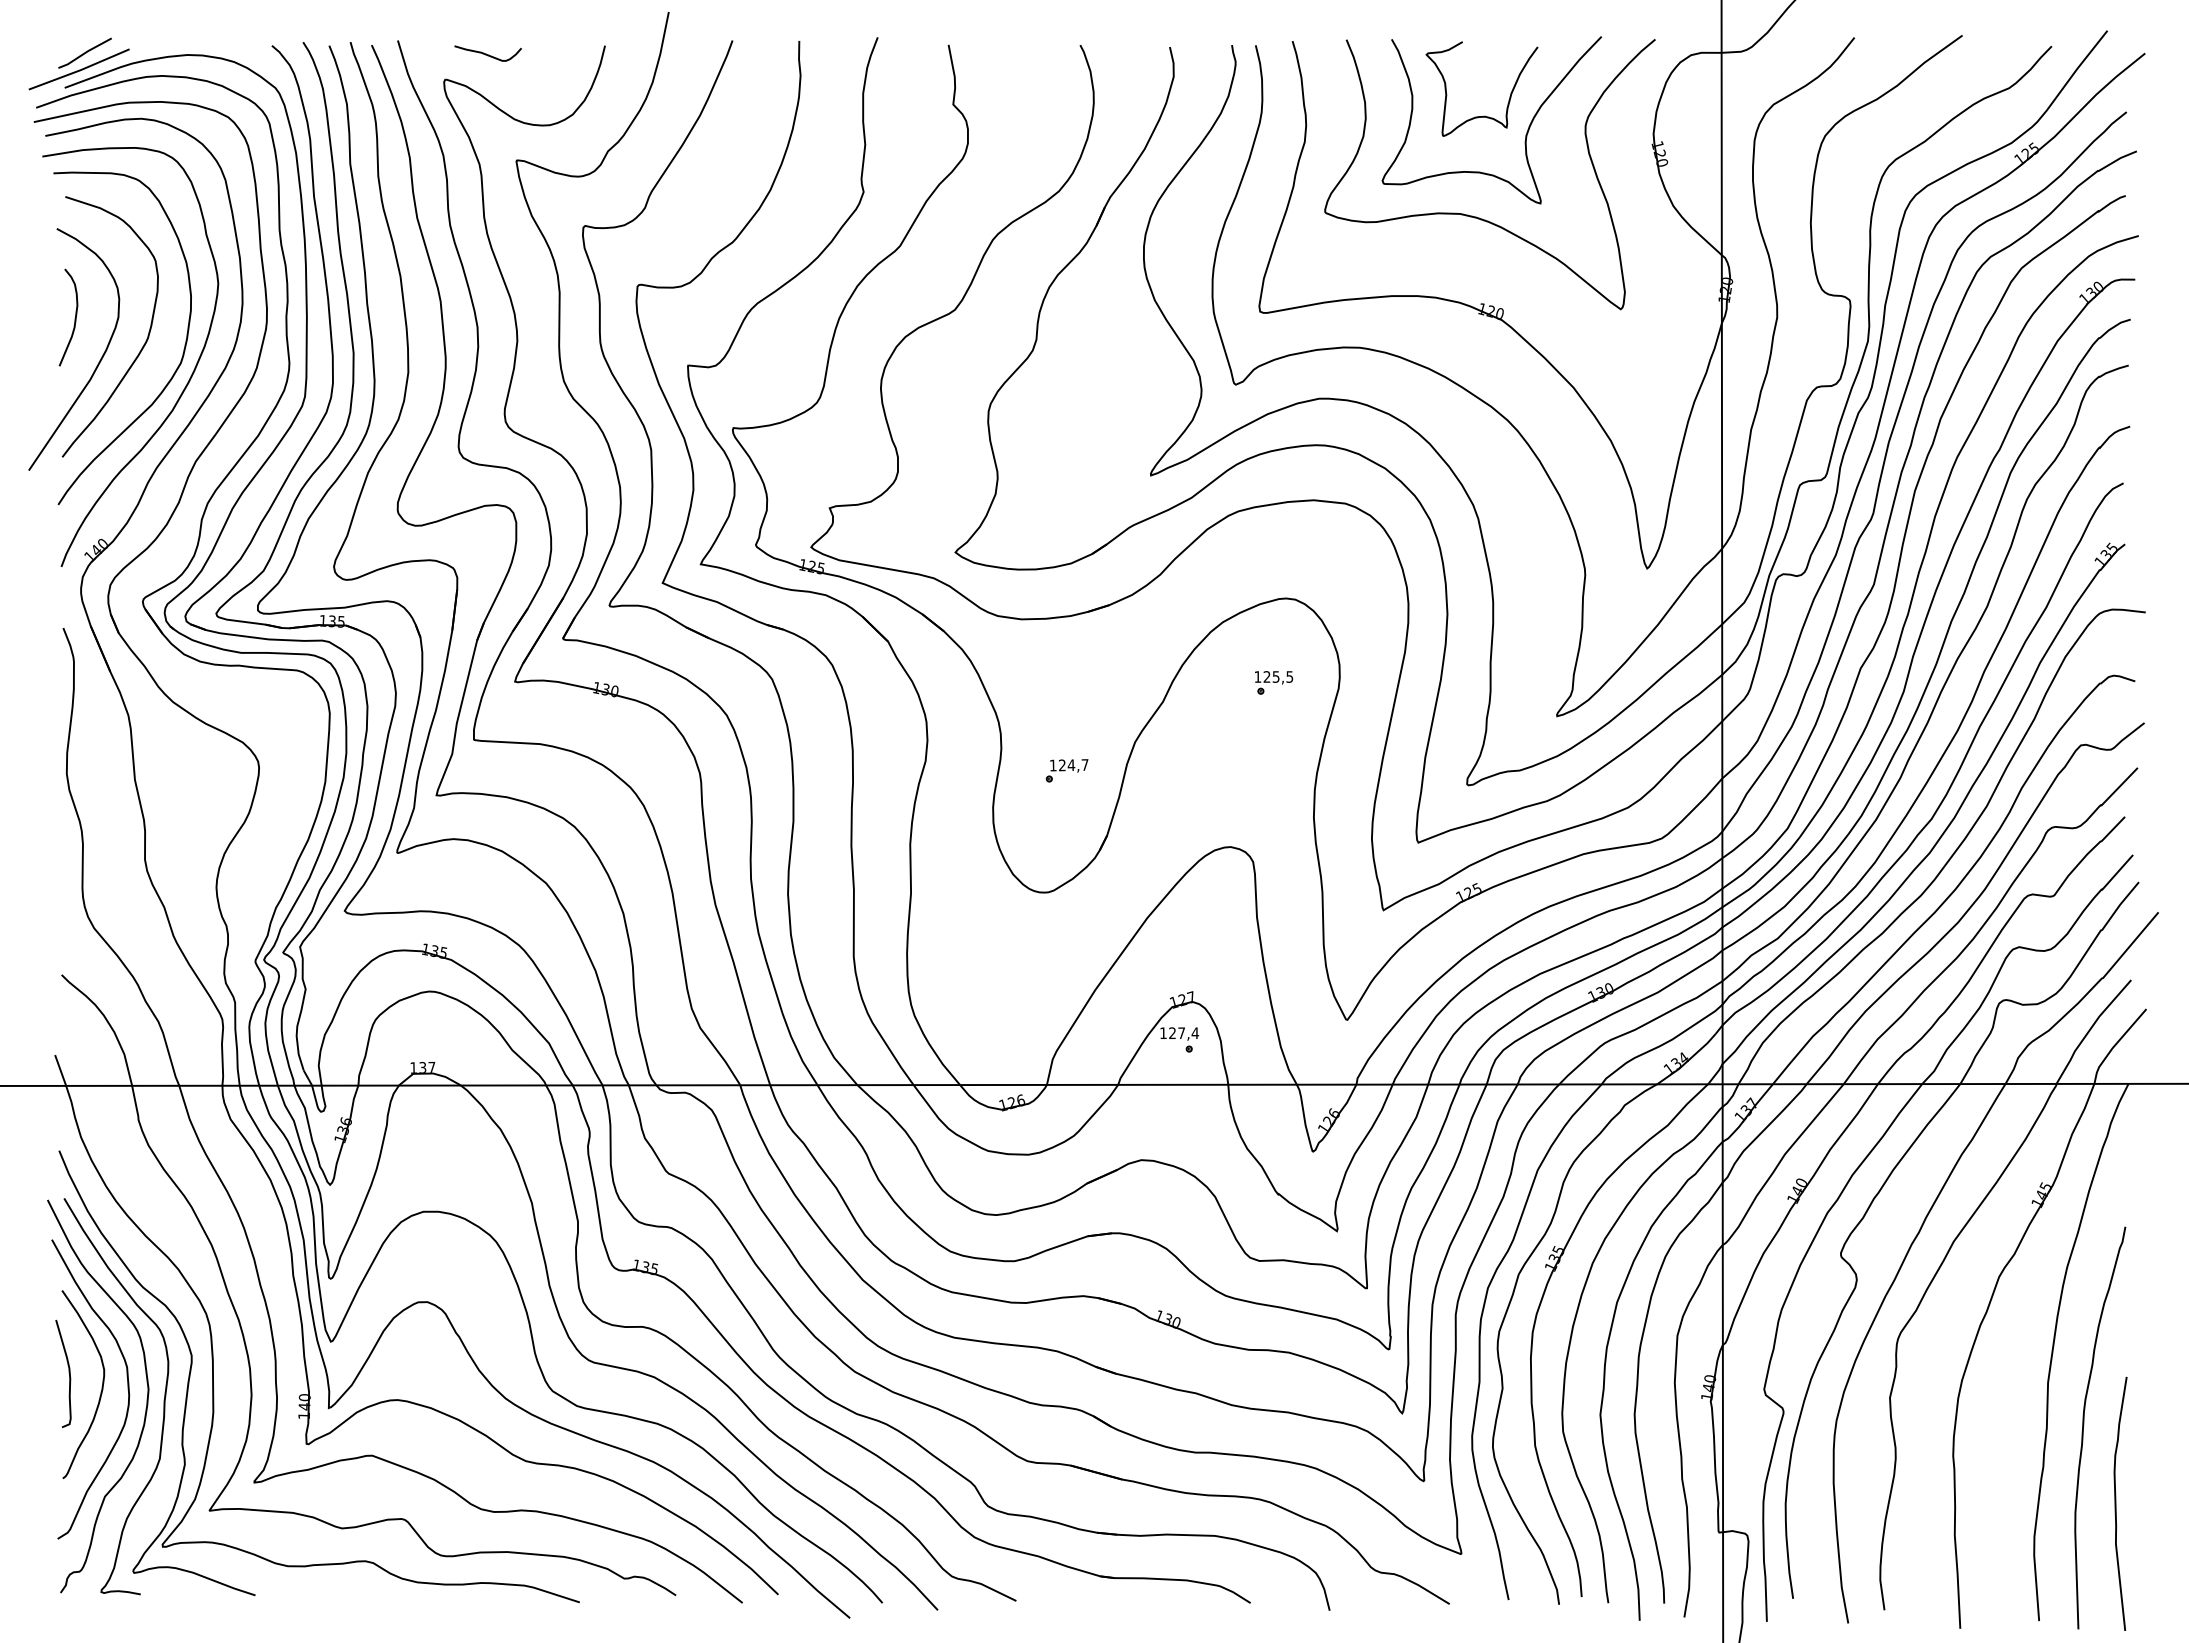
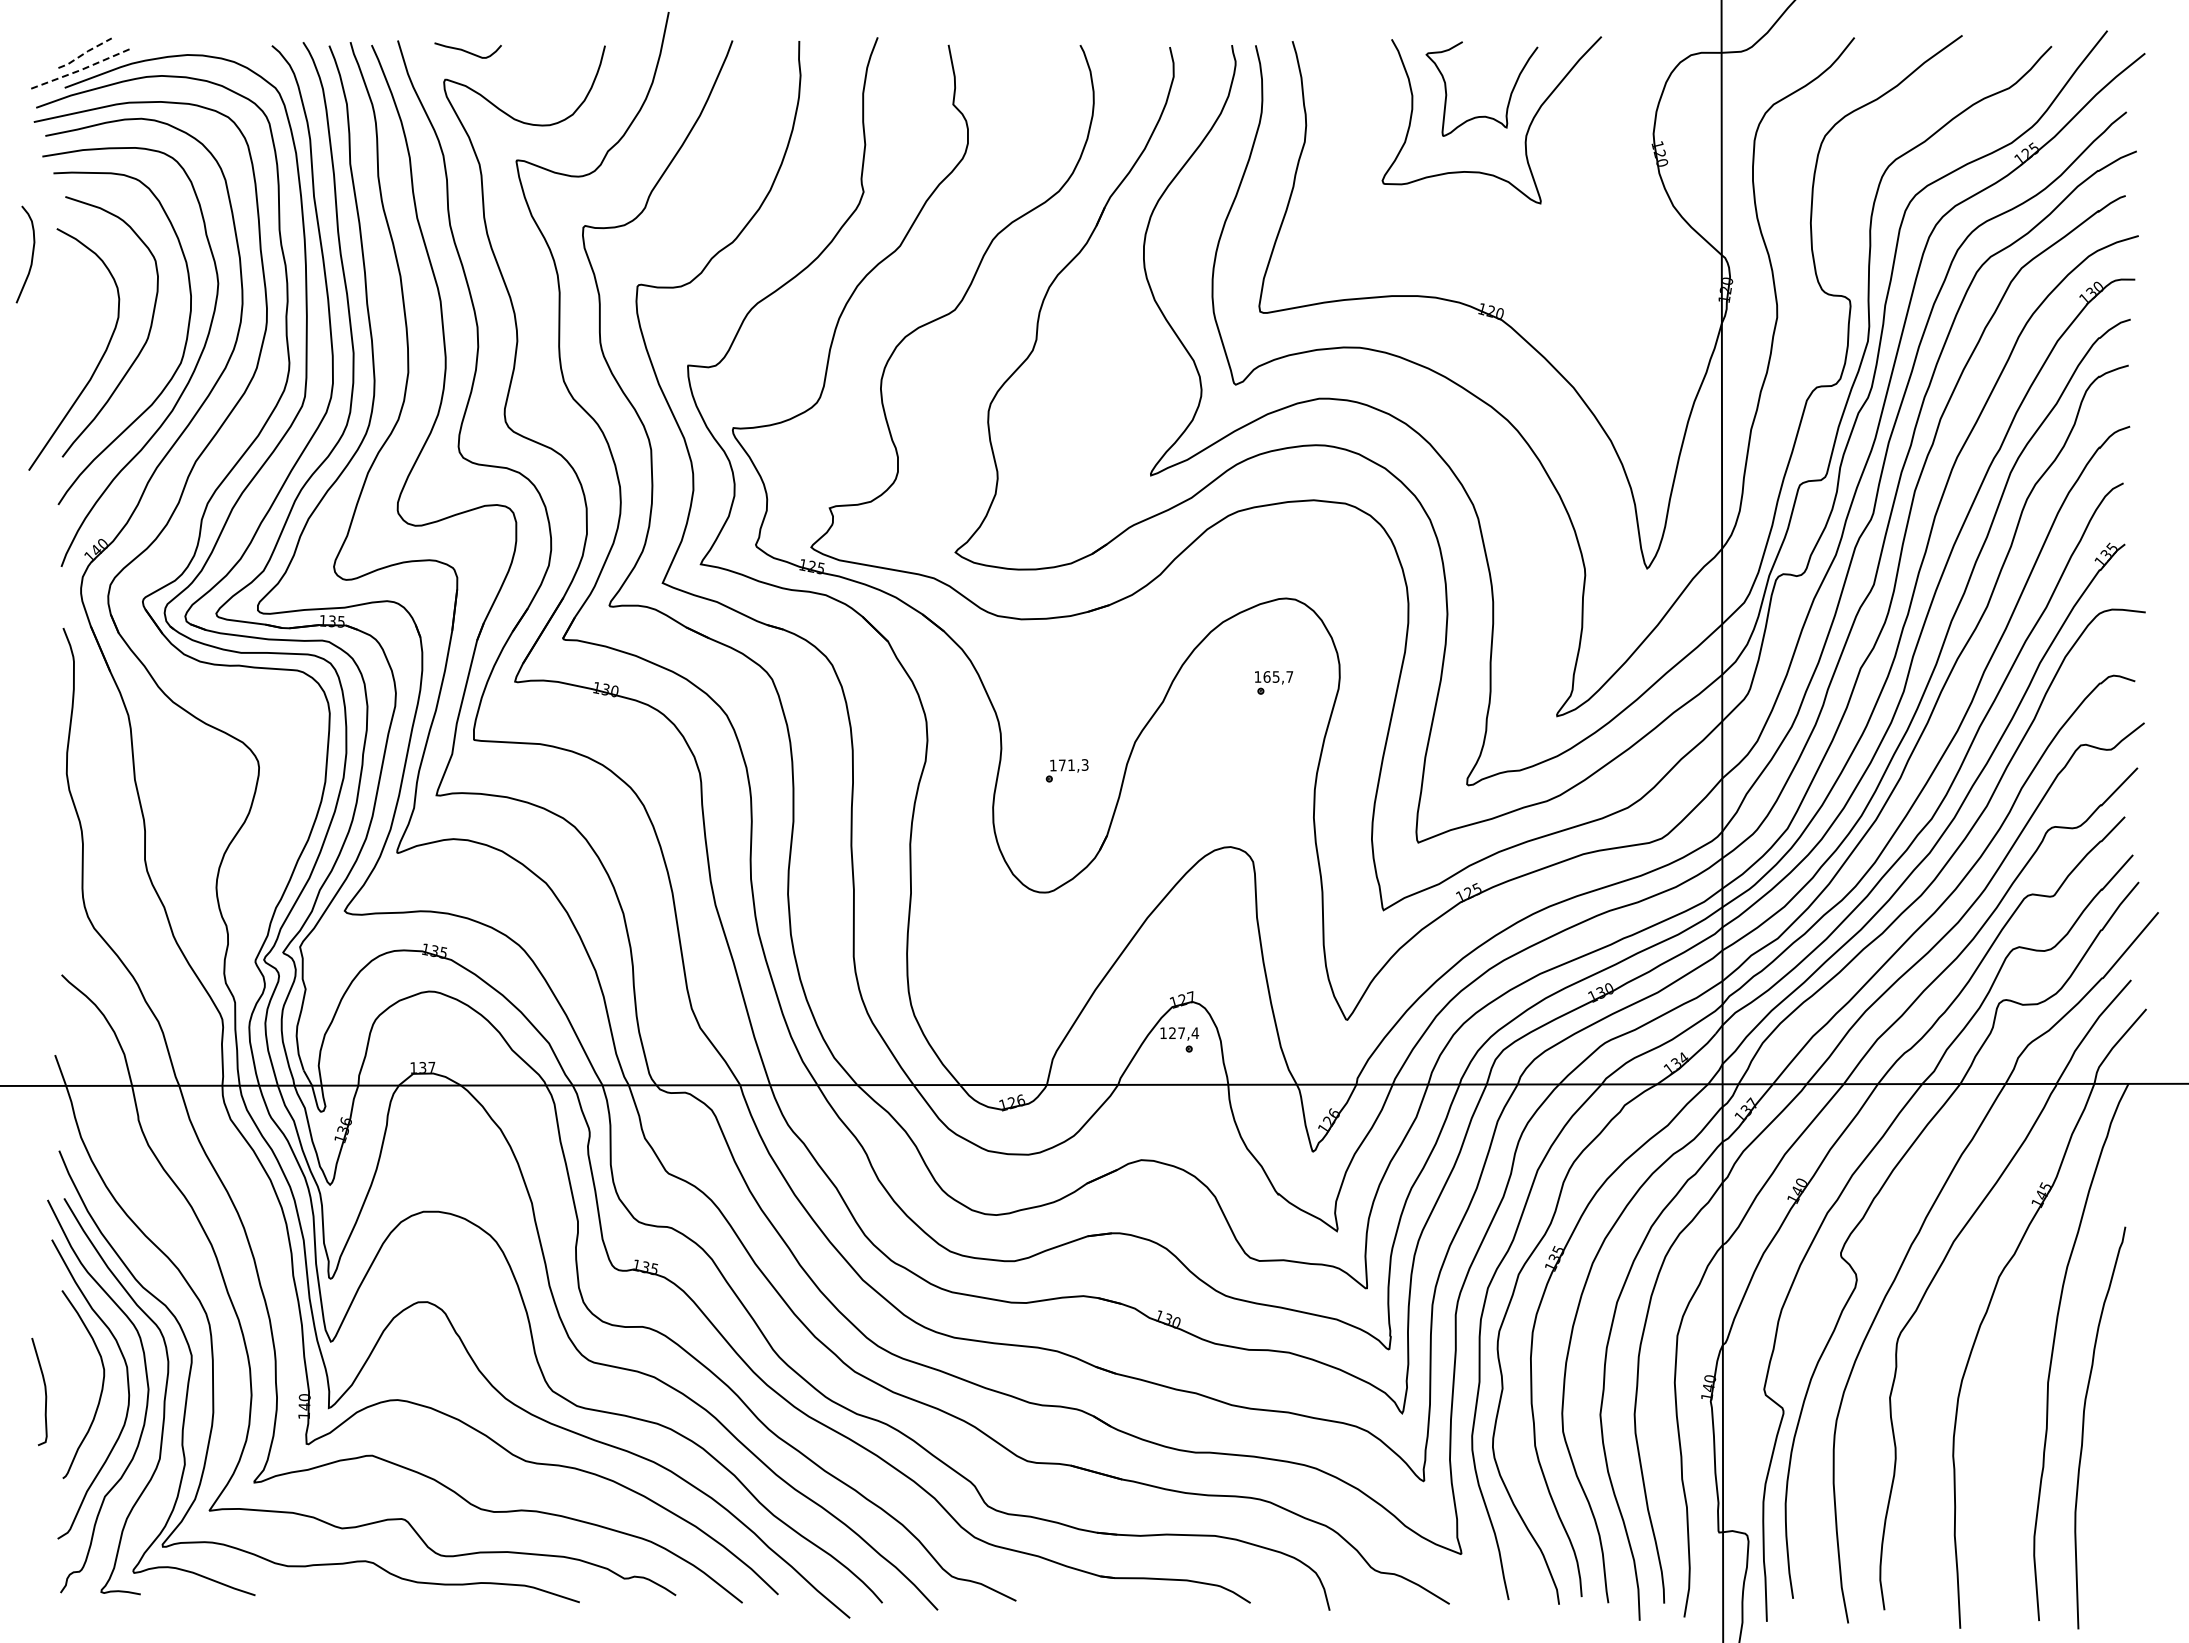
line: solid -> dashed (84, 53)
curve position: (486, 53) -> (466, 50) (466, 50)
line: solid -> dashed (80, 70)
curve: present -> none (1476, 216)
curve position: (74, 318) -> (31, 255) (31, 255)
text: 125,5 -> 165,7 (1278, 676)
text: 124,7 -> 171,3 (1073, 765)
curve position: (68, 1373) -> (44, 1391) (44, 1391)
curve: present -> none (2116, 1503)
